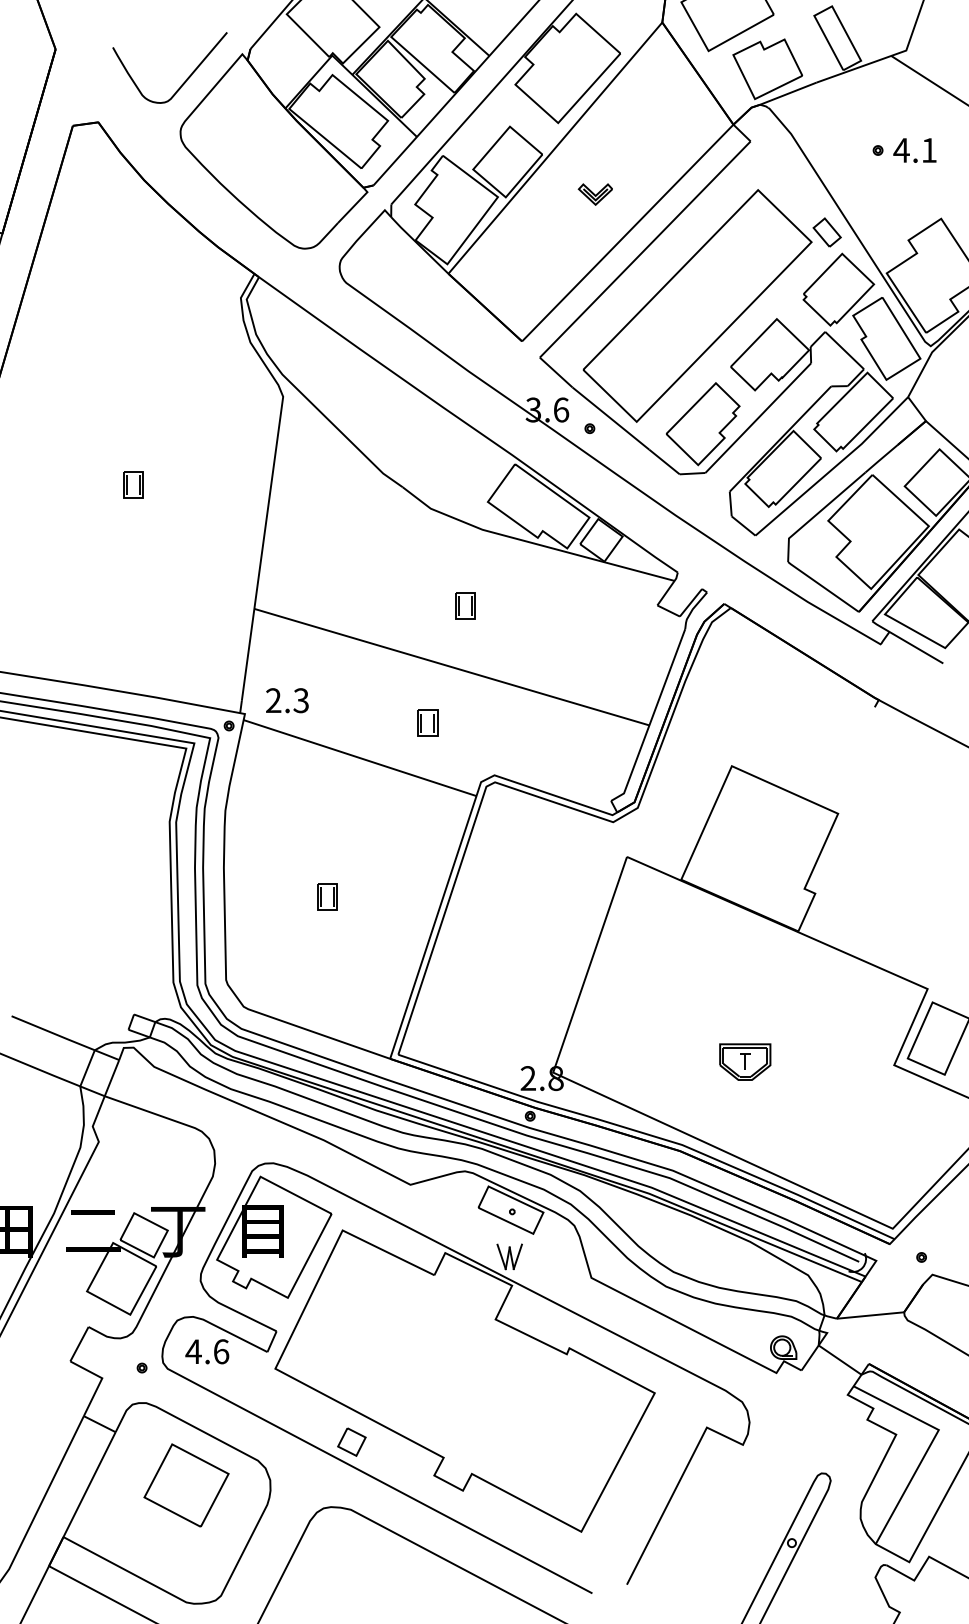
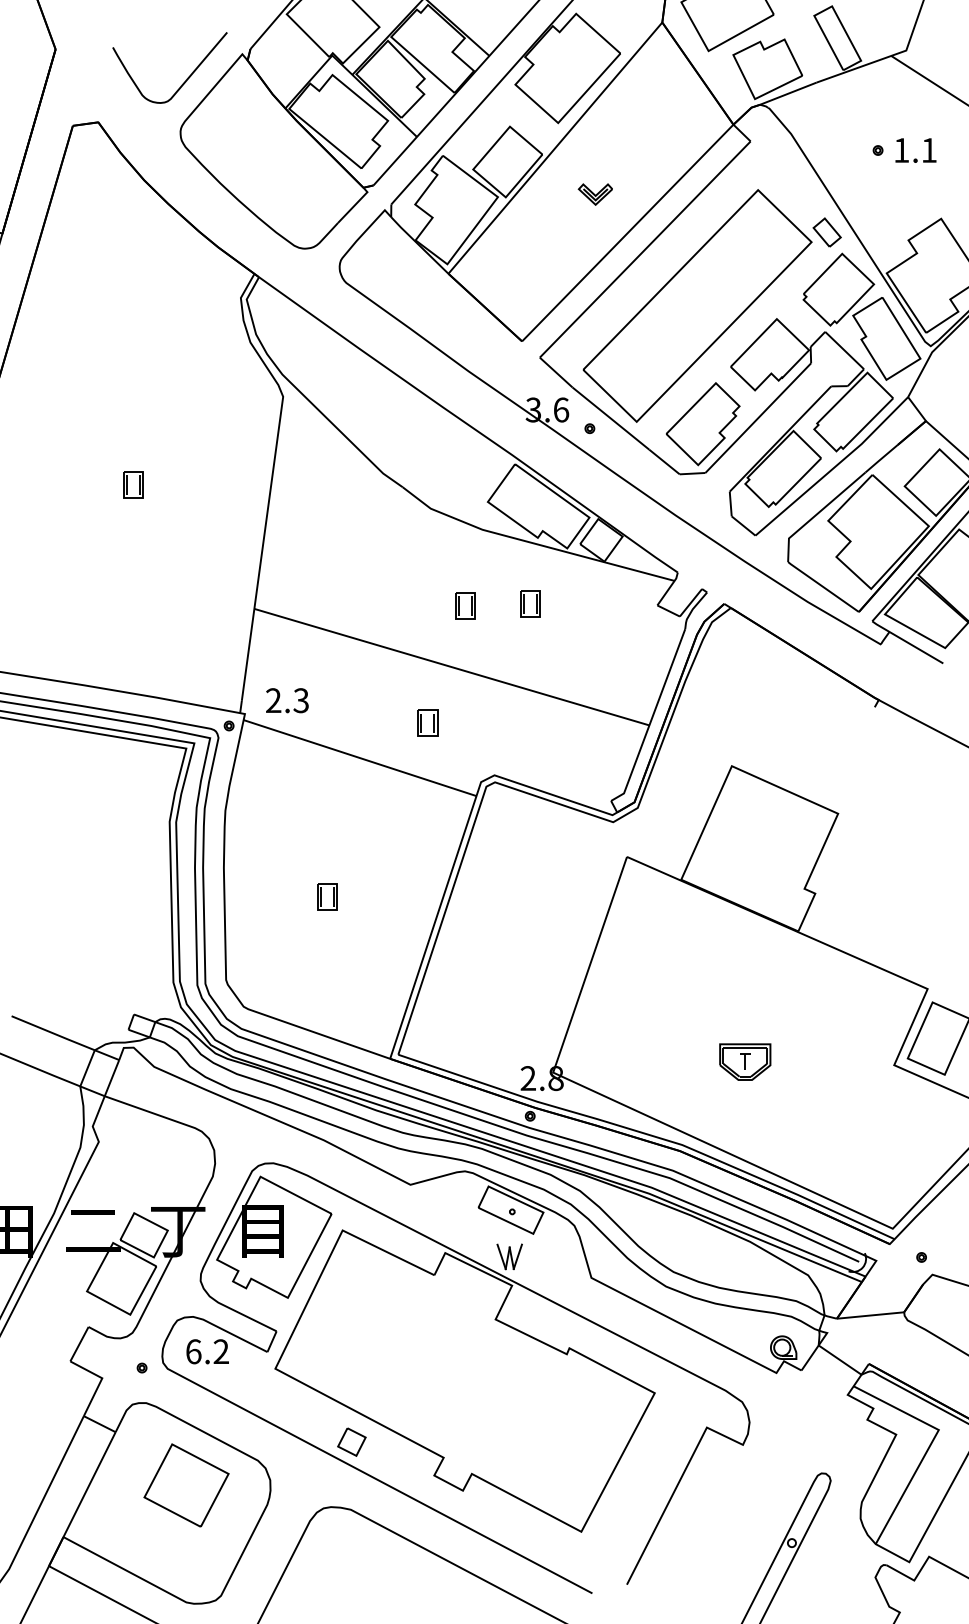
text: 4.1 -> 1.1 (901, 150)
part: none -> present (530, 603)
text: 4.6 -> 6.2 (207, 1351)
